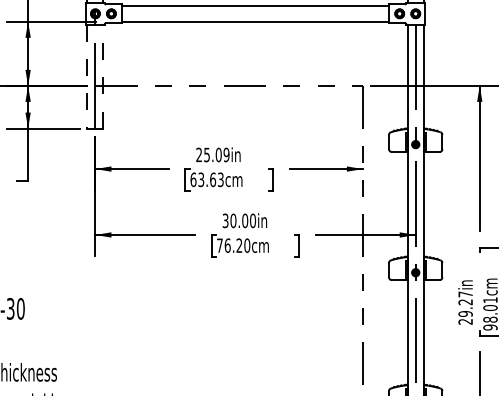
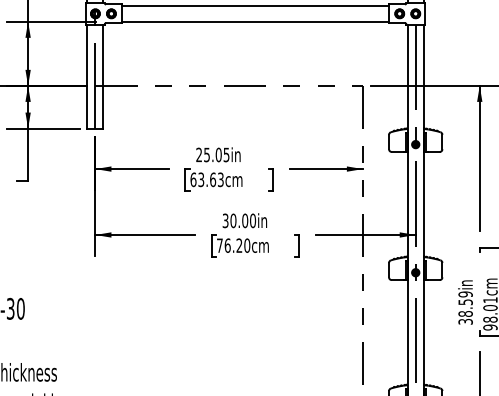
line: dashed -> solid (103, 76)
line: dashed -> solid (87, 77)
text: 25.09in -> 25.05in (226, 154)
text: 29.27in -> 38.59in (465, 307)
